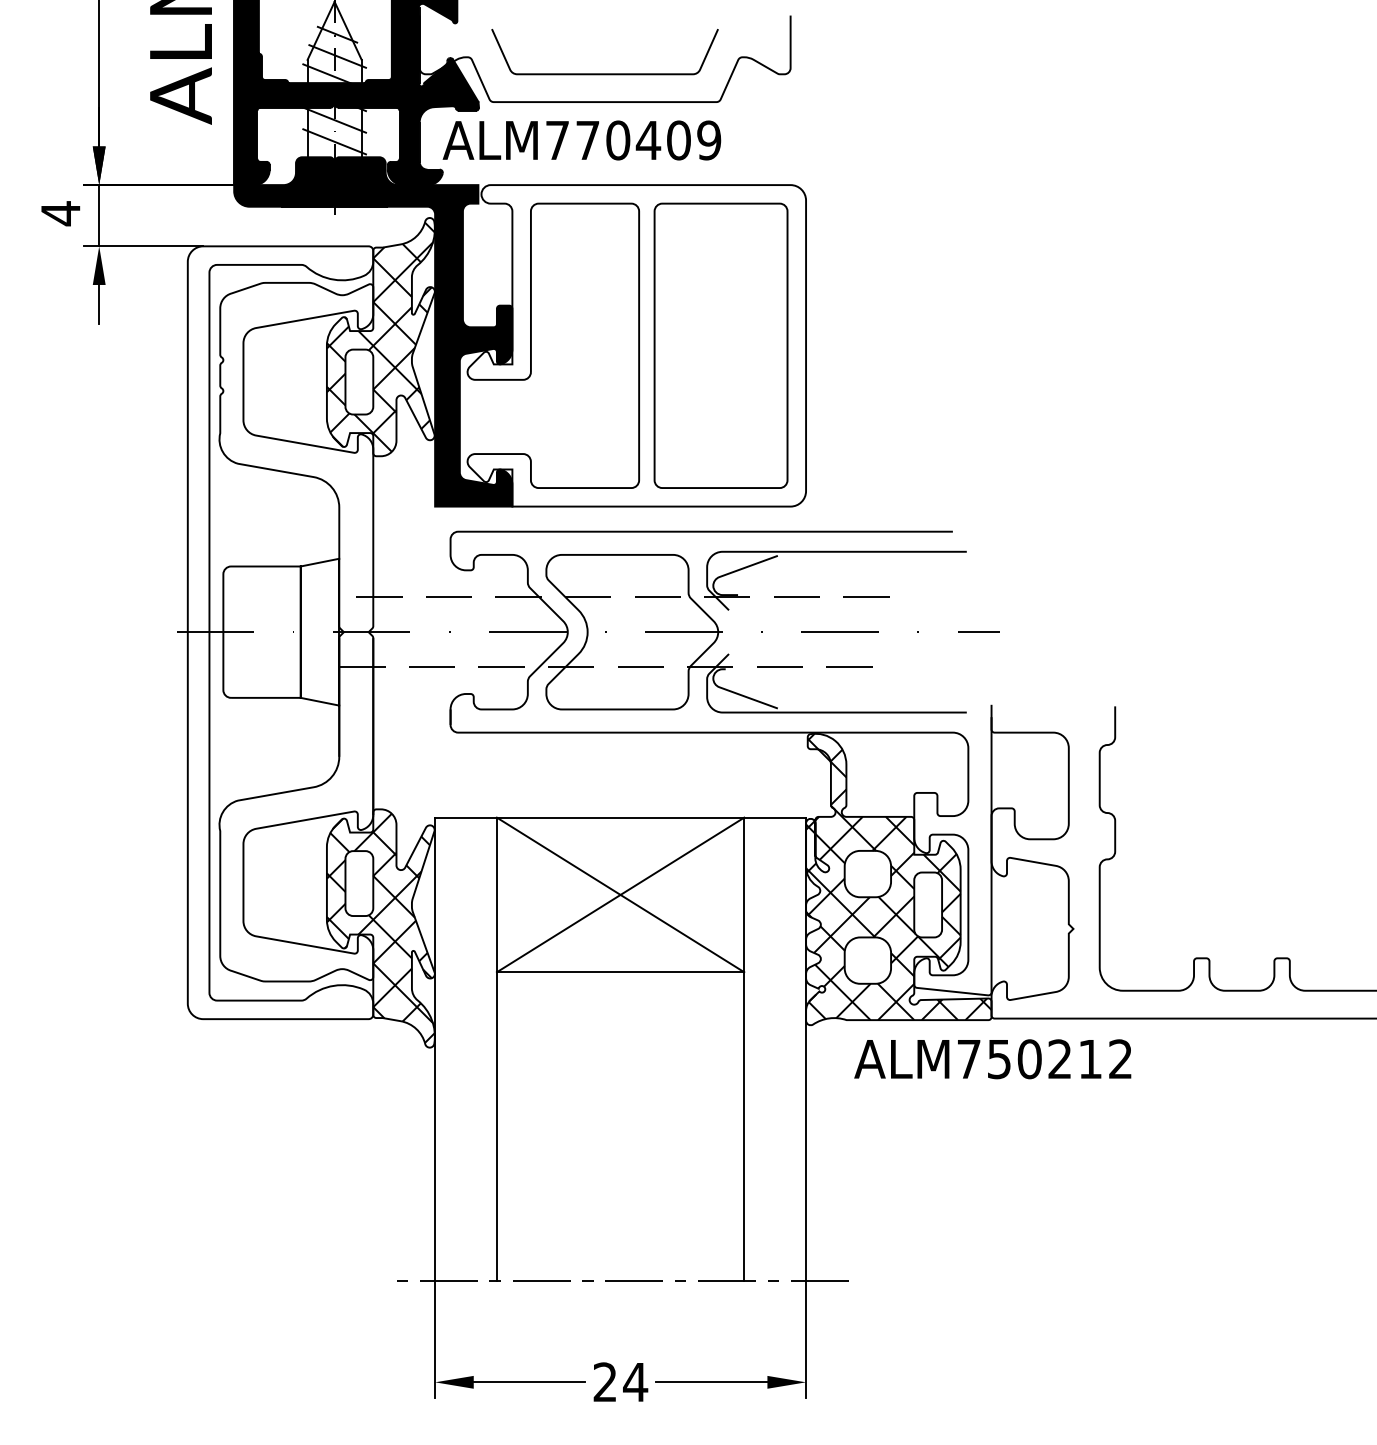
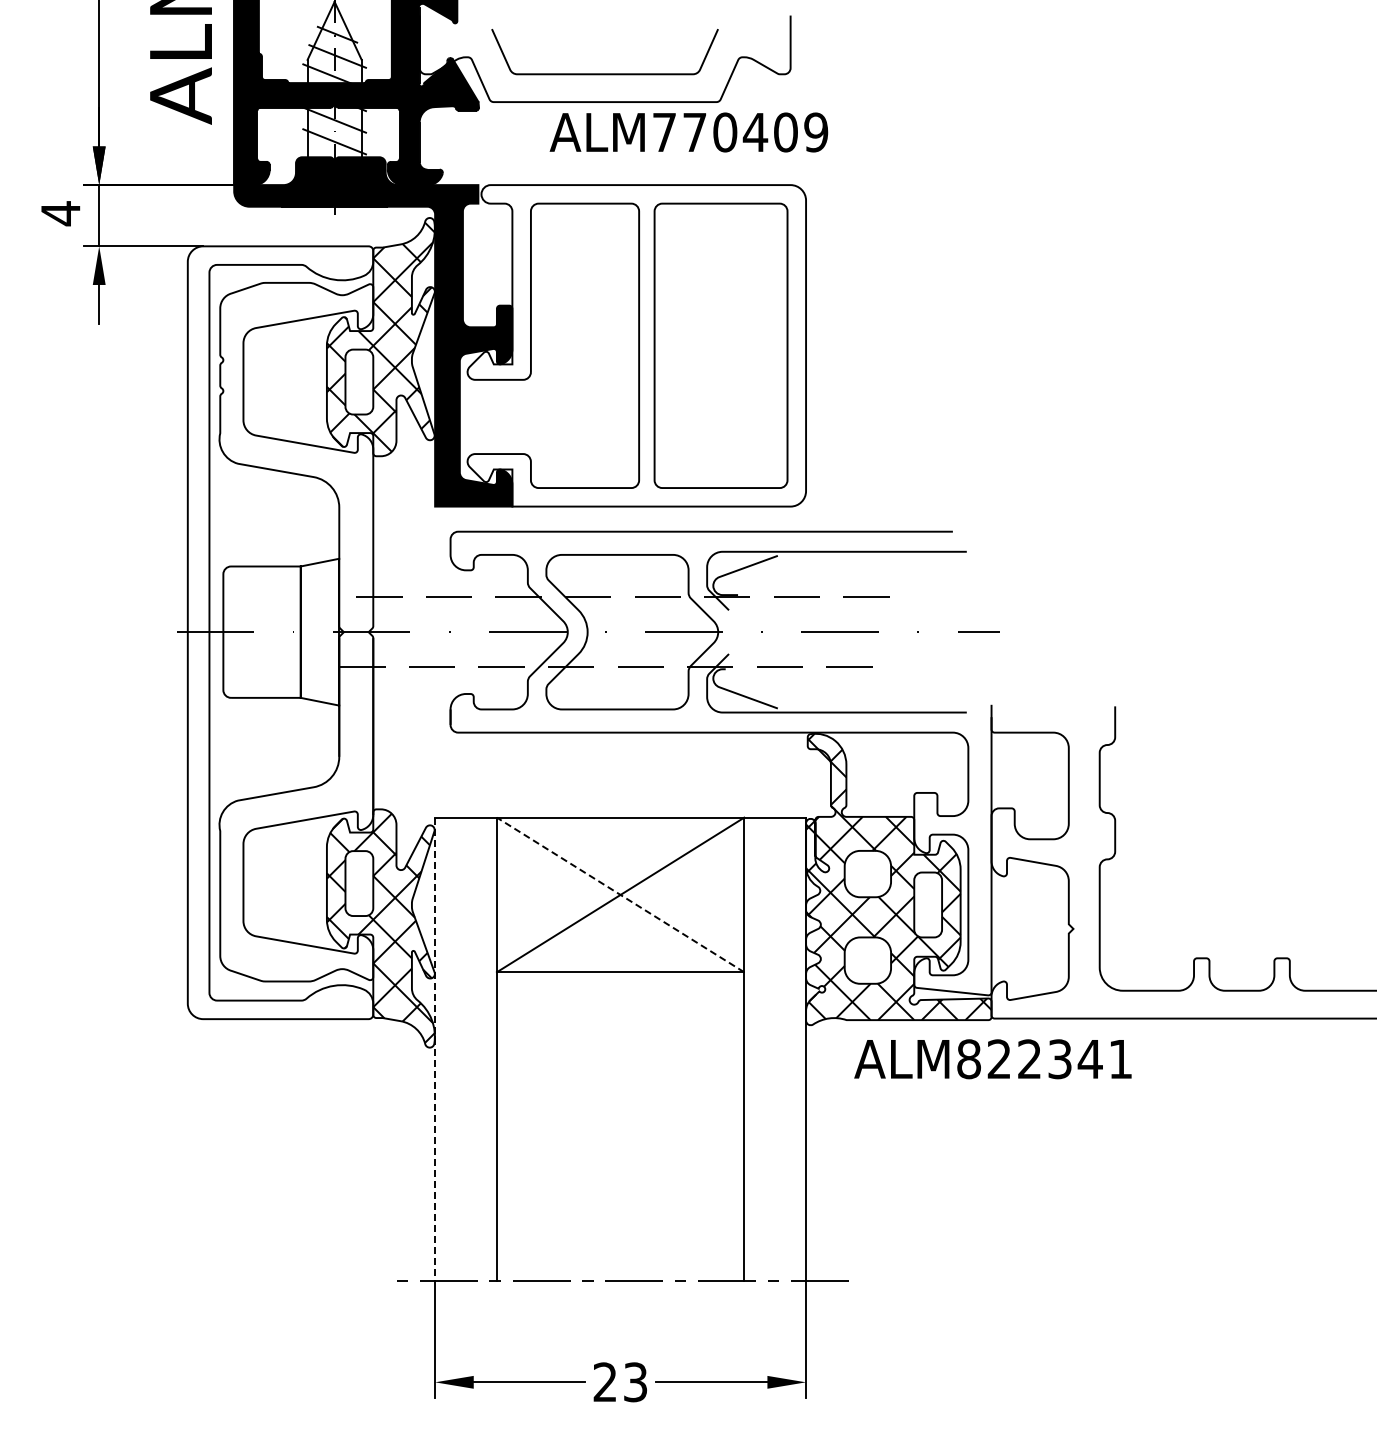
text position: (581, 140) -> (688, 132) (688, 132)
line: solid -> dashed (620, 894)
line: solid -> dashed (435, 1049)
text: ALM750212 -> ALM822341 (1044, 1059)
text: 24 -> 23 (635, 1382)
